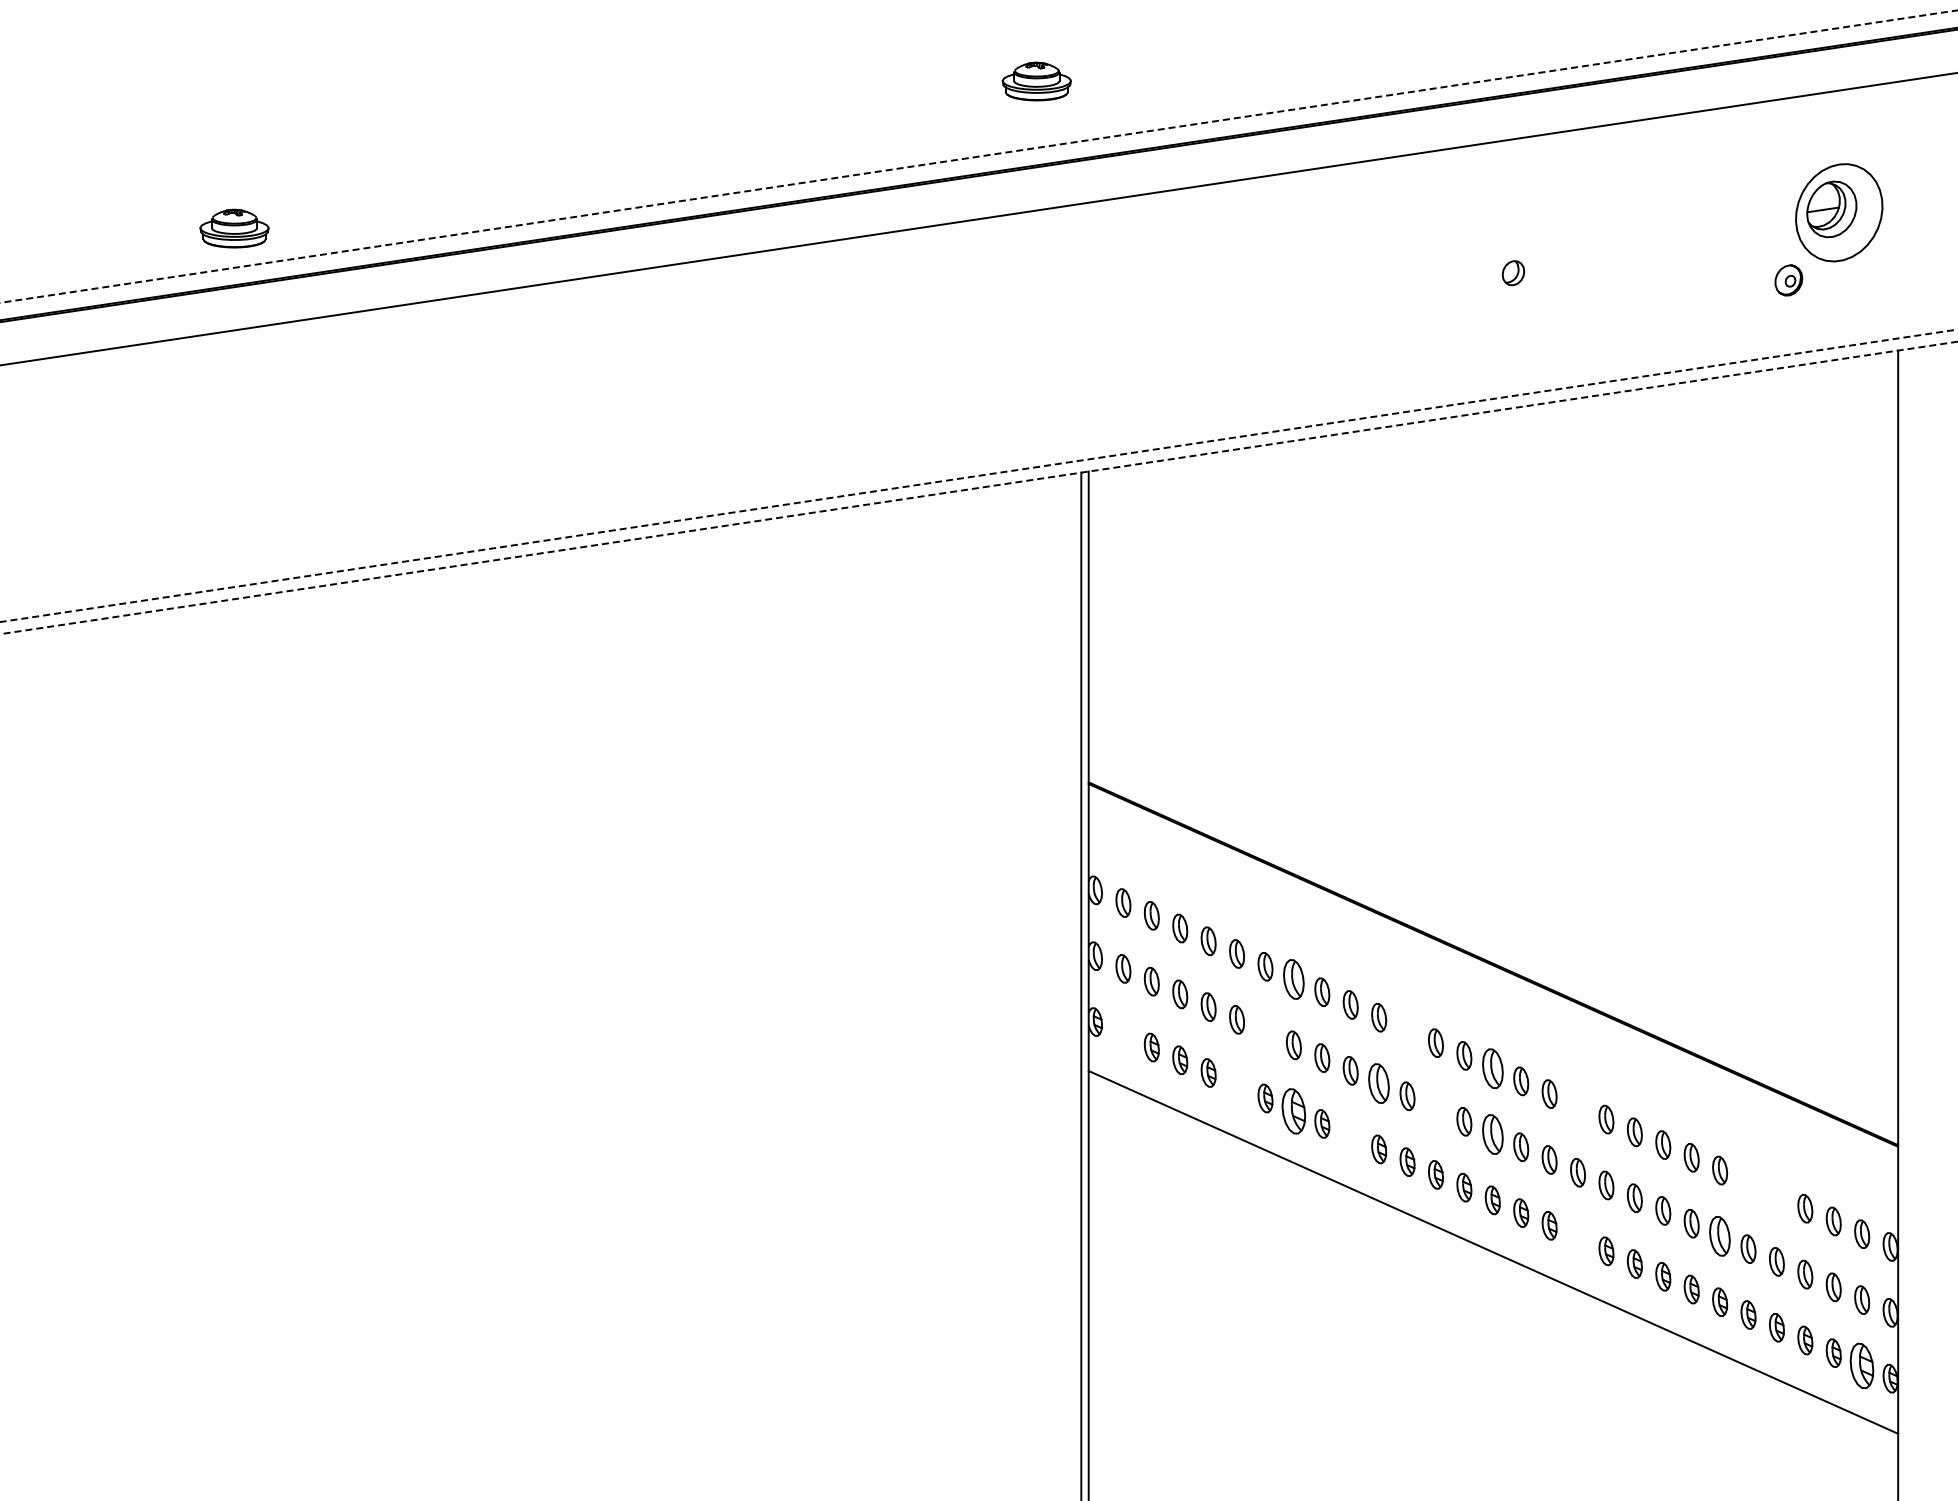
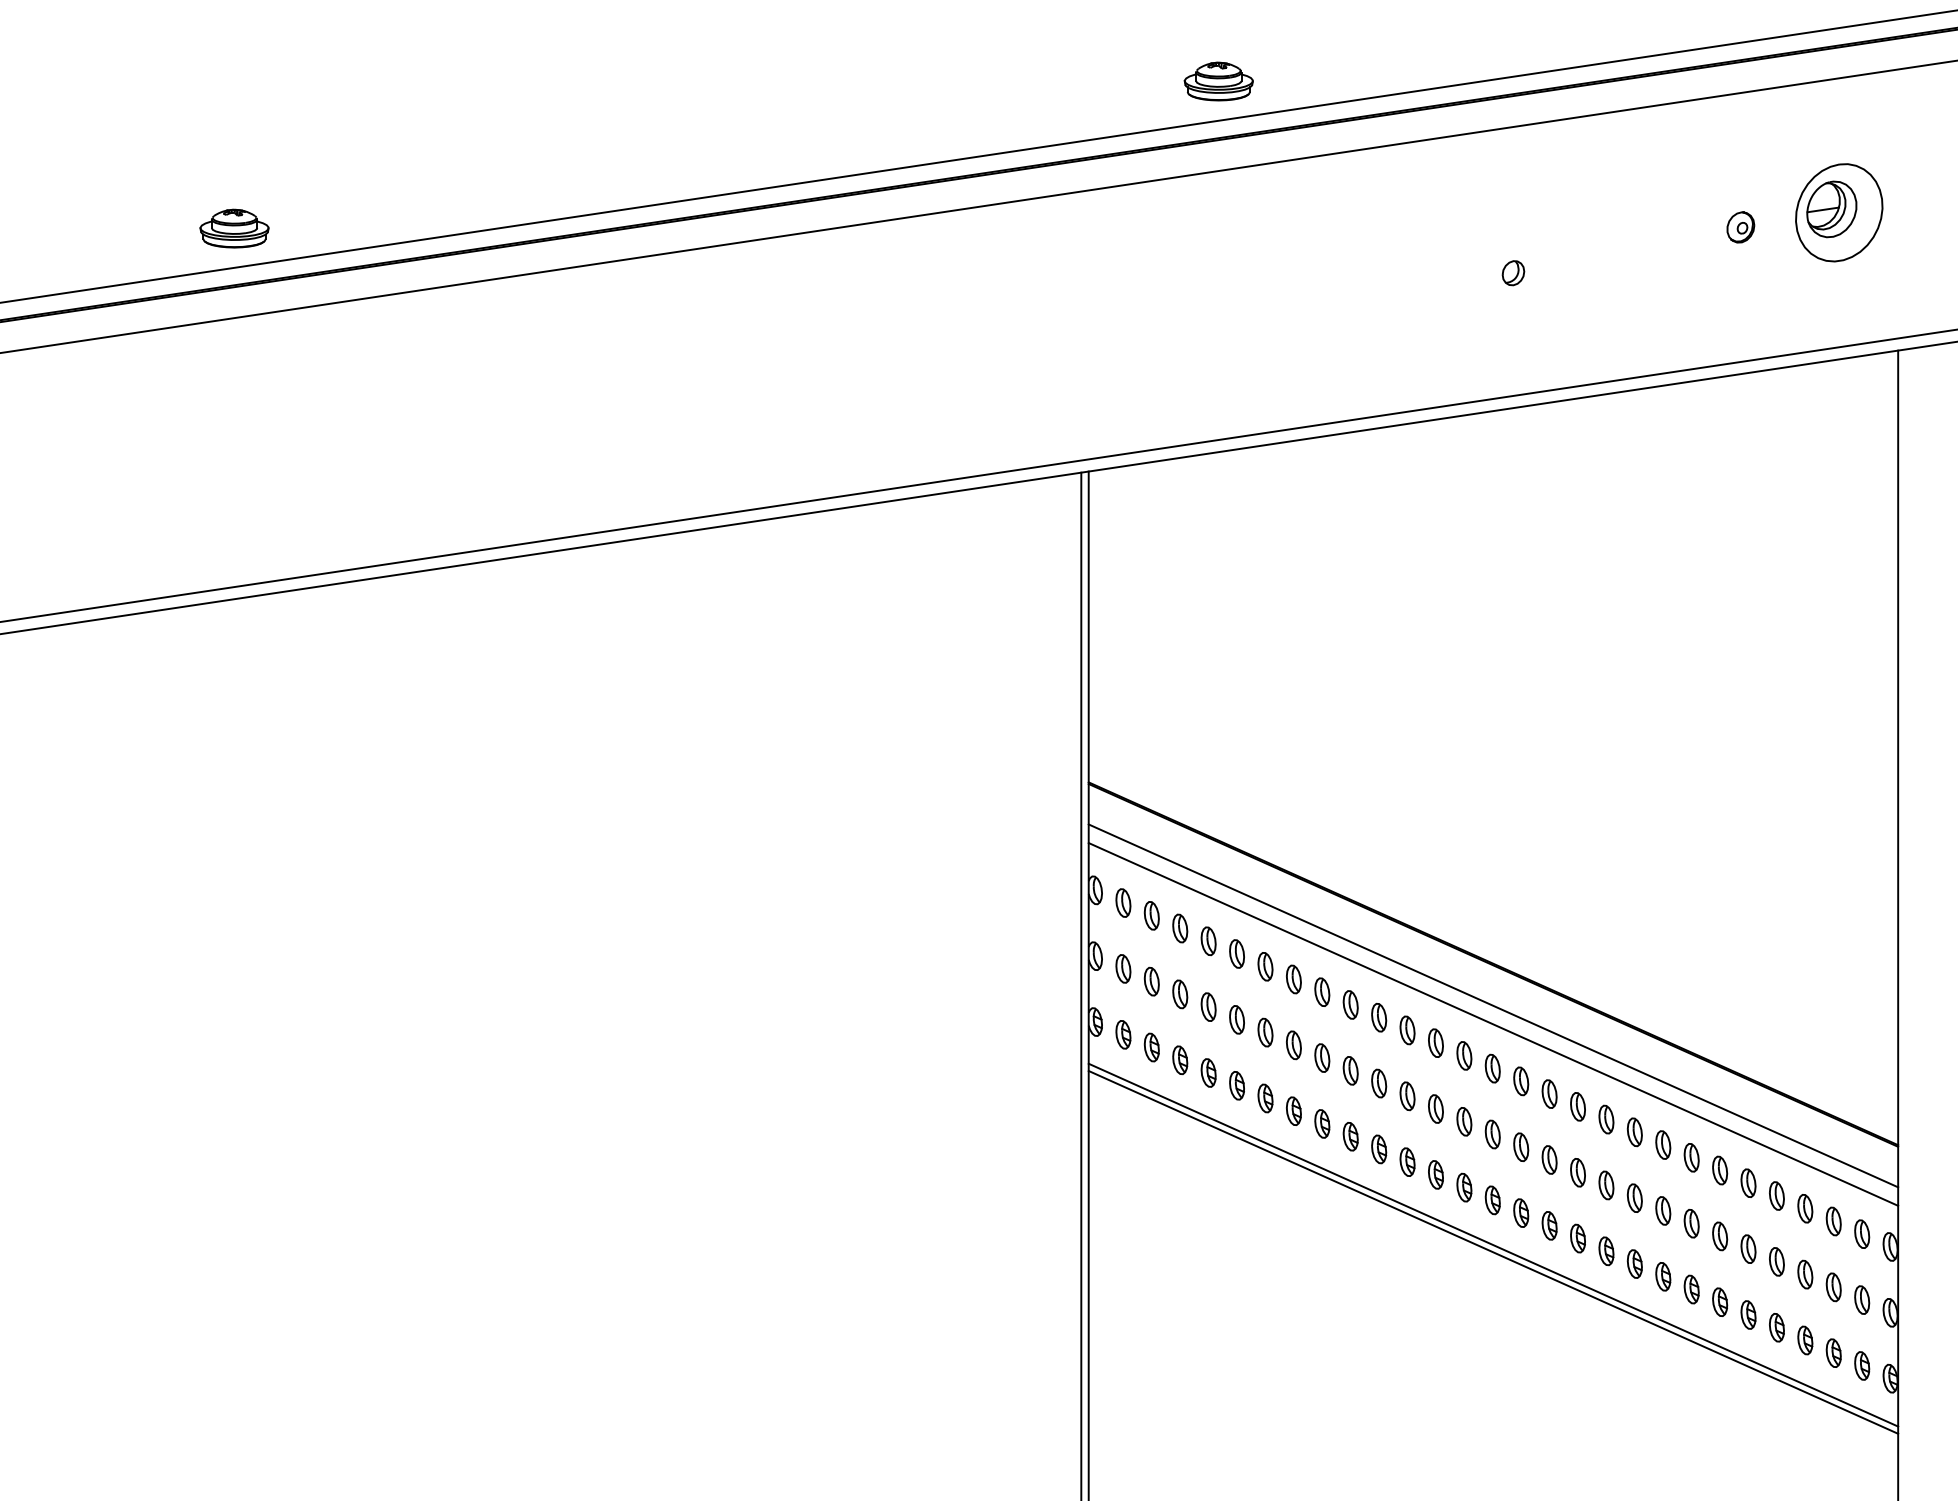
part position: (1036, 81) -> (1218, 81) (1218, 81)
line: dashed -> solid (979, 156)
line position: (978, 219) -> (978, 206) (978, 206)
part position: (1788, 280) -> (1740, 227) (1740, 227)
line: dashed -> solid (978, 475)
line: dashed -> solid (979, 487)
part size: 22x41 px -> 16x31 px (1293, 979)
line: none -> present (1493, 1005)
line: none -> present (1493, 1024)
part: none -> present (1407, 1030)
part: none -> present (1265, 1032)
part: none -> present (1123, 1034)
part size: 22x42 px -> 17x31 px (1492, 1068)
part size: 22x41 px -> 17x31 px (1379, 1083)
part: none -> present (1236, 1085)
part: none -> present (1577, 1106)
part: none -> present (1435, 1108)
part size: 26x47 px -> 16x30 px (1293, 1110)
part size: 22x41 px -> 17x31 px (1492, 1134)
part: none -> present (1350, 1136)
part: none -> present (1748, 1182)
part: none -> present (1776, 1195)
part size: 22x41 px -> 17x31 px (1720, 1236)
part: none -> present (1577, 1238)
line: none -> present (1493, 1244)
part size: 26x48 px -> 17x30 px (1862, 1365)
